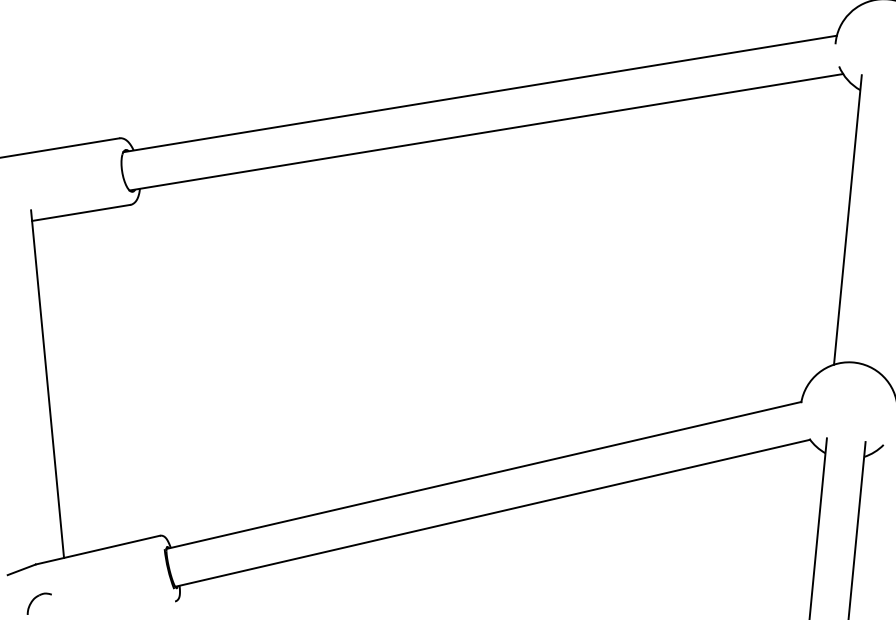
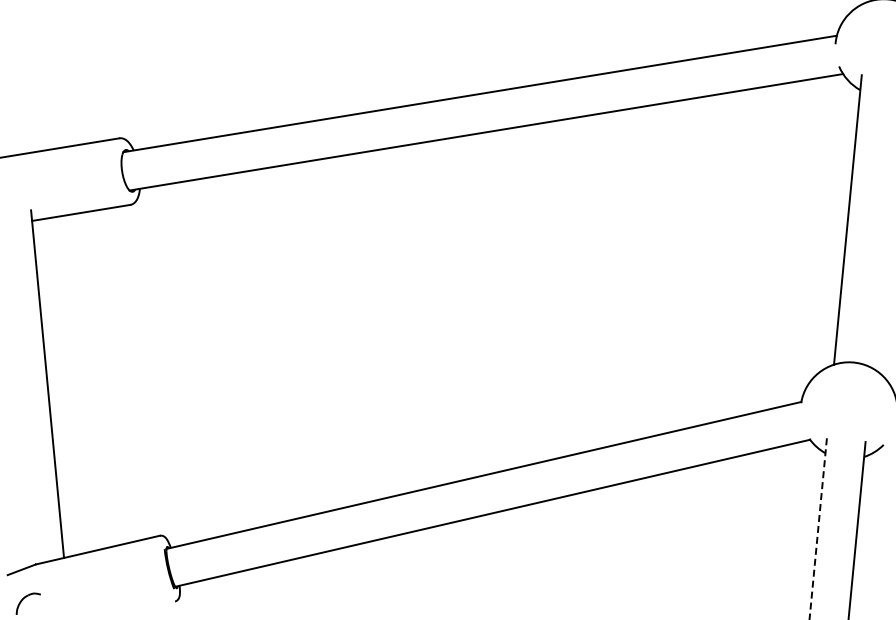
line: solid -> dashed (818, 528)
part position: (38, 603) -> (27, 603) (27, 603)
